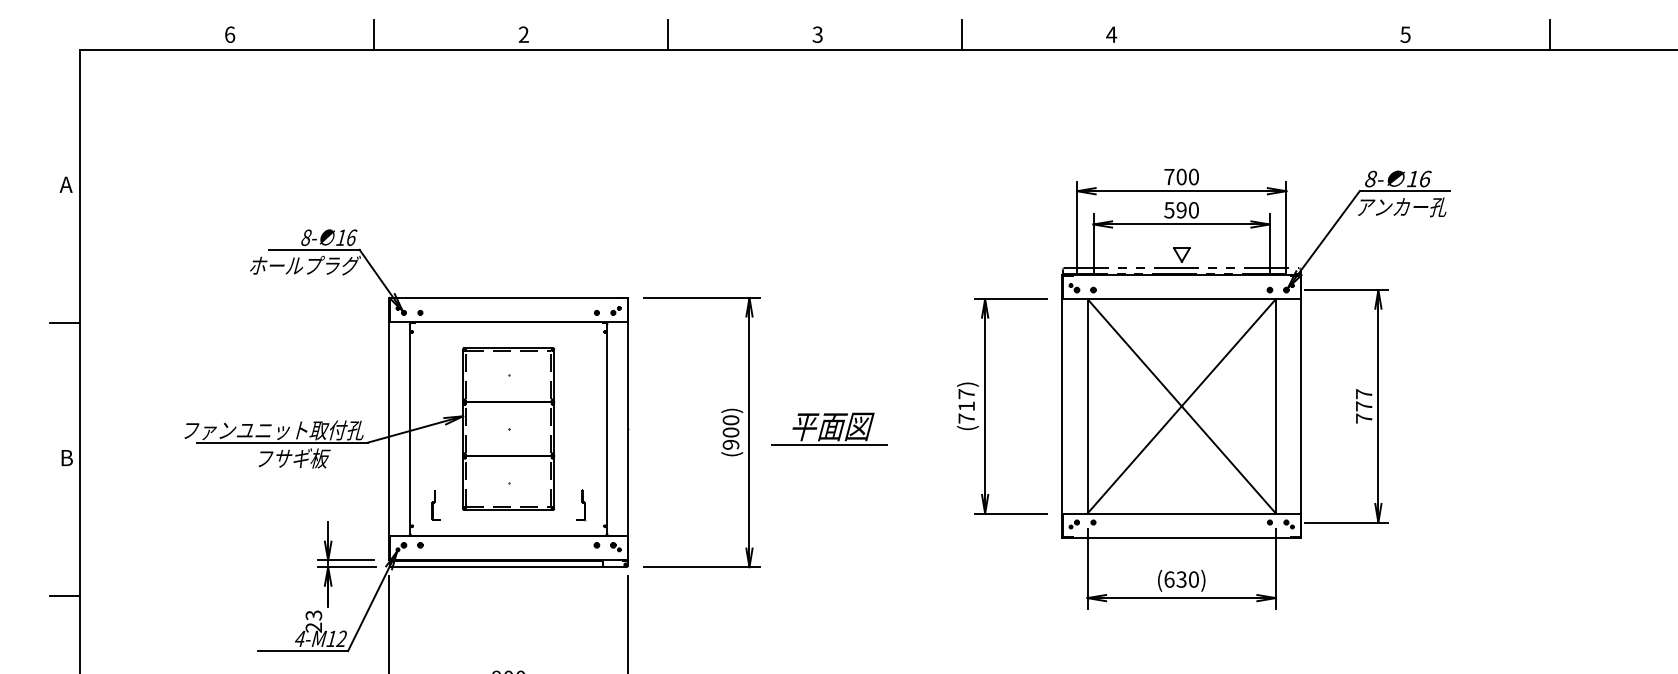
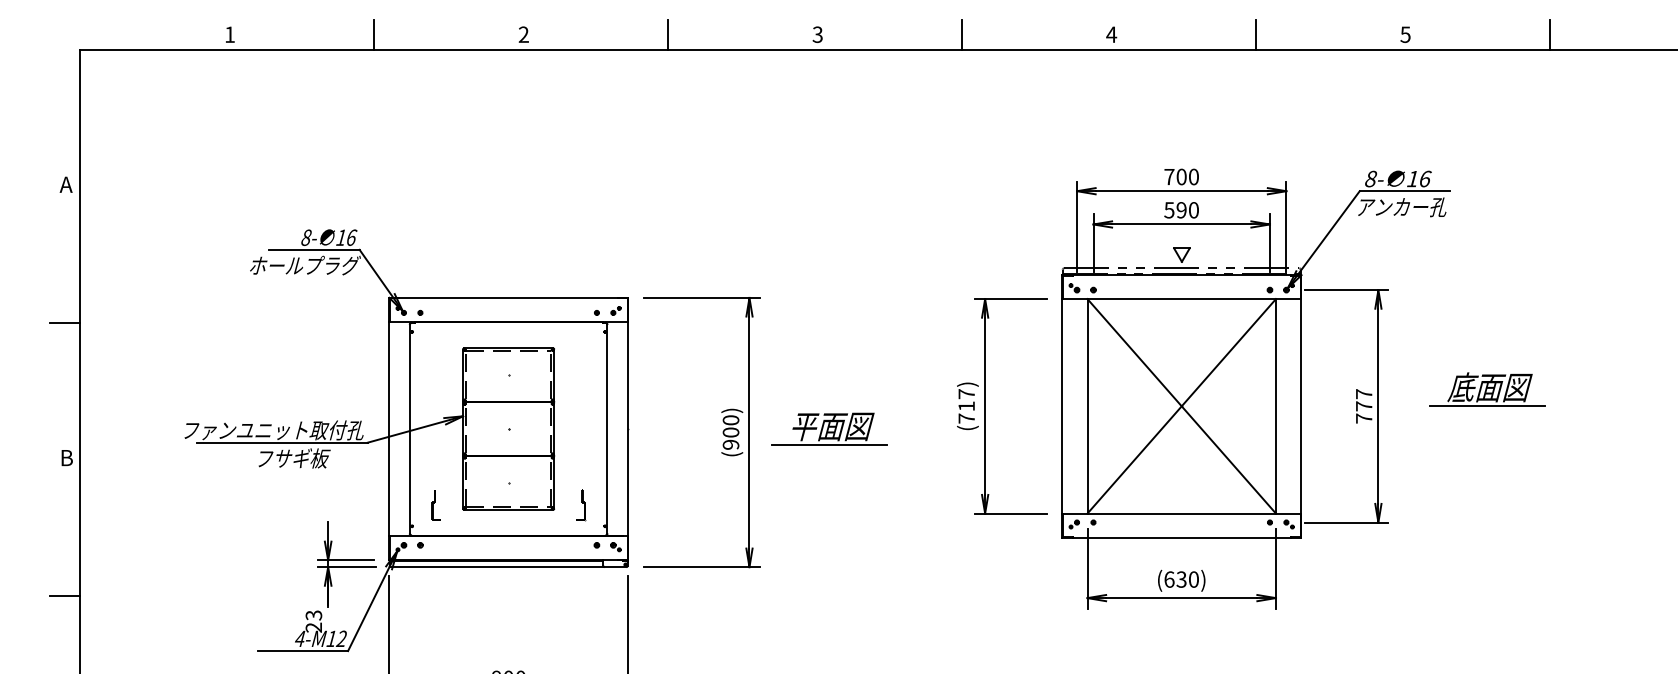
text: 6 -> 1 (230, 34)
line: none -> present (1255, 34)
part: none -> present (1487, 389)
